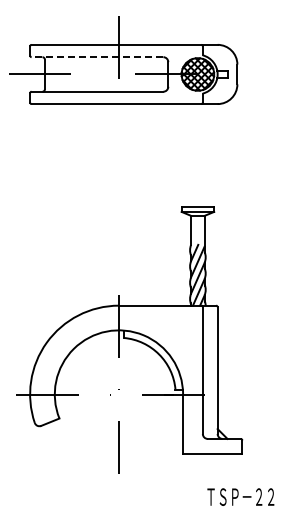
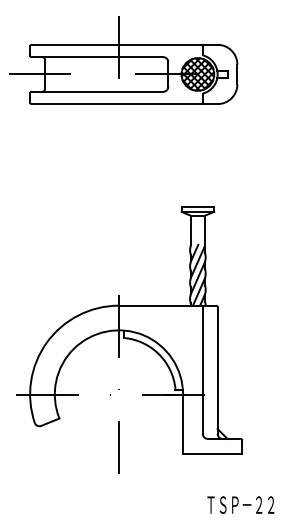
line: dashed -> solid (97, 57)
text position: (240, 496) -> (240, 504) (240, 504)
